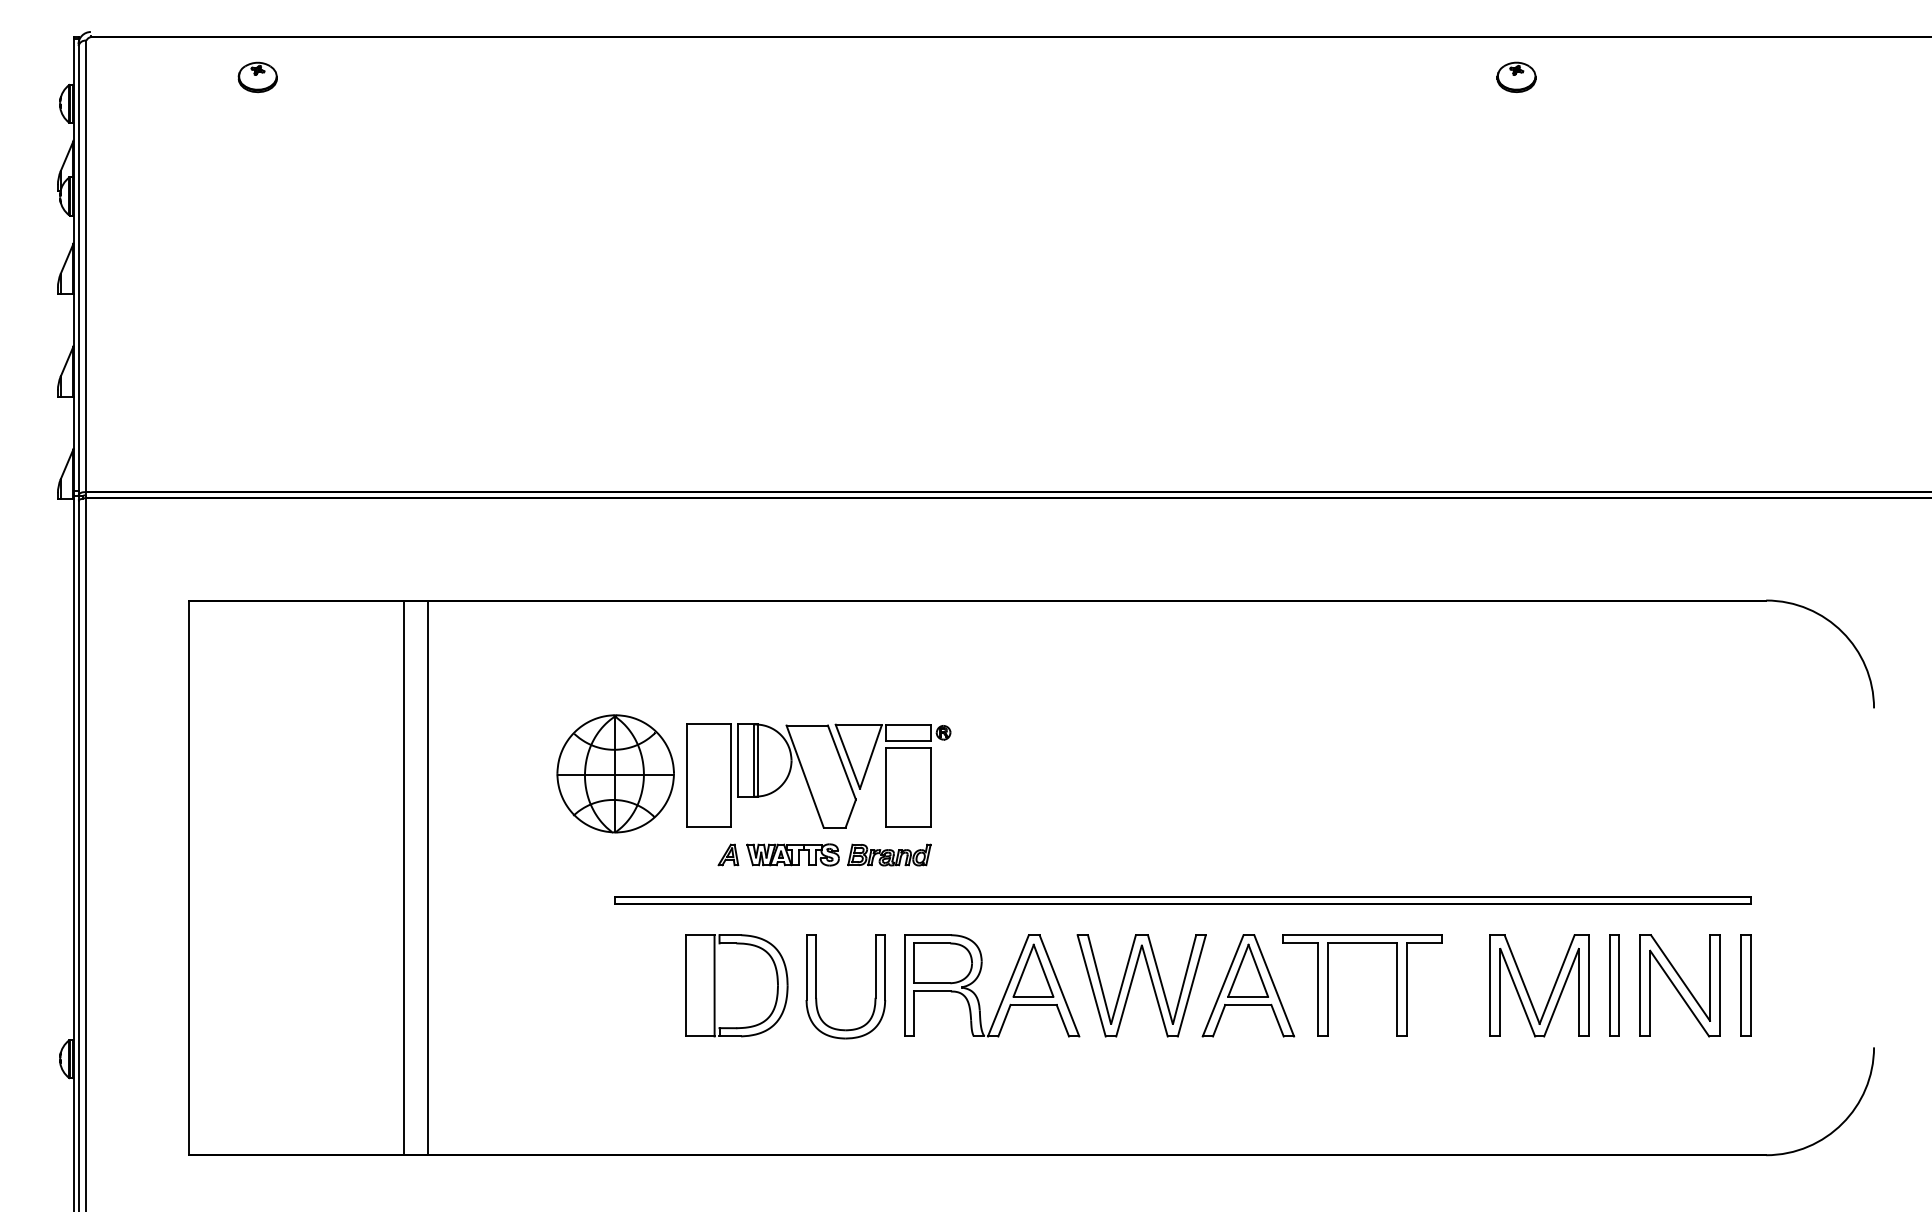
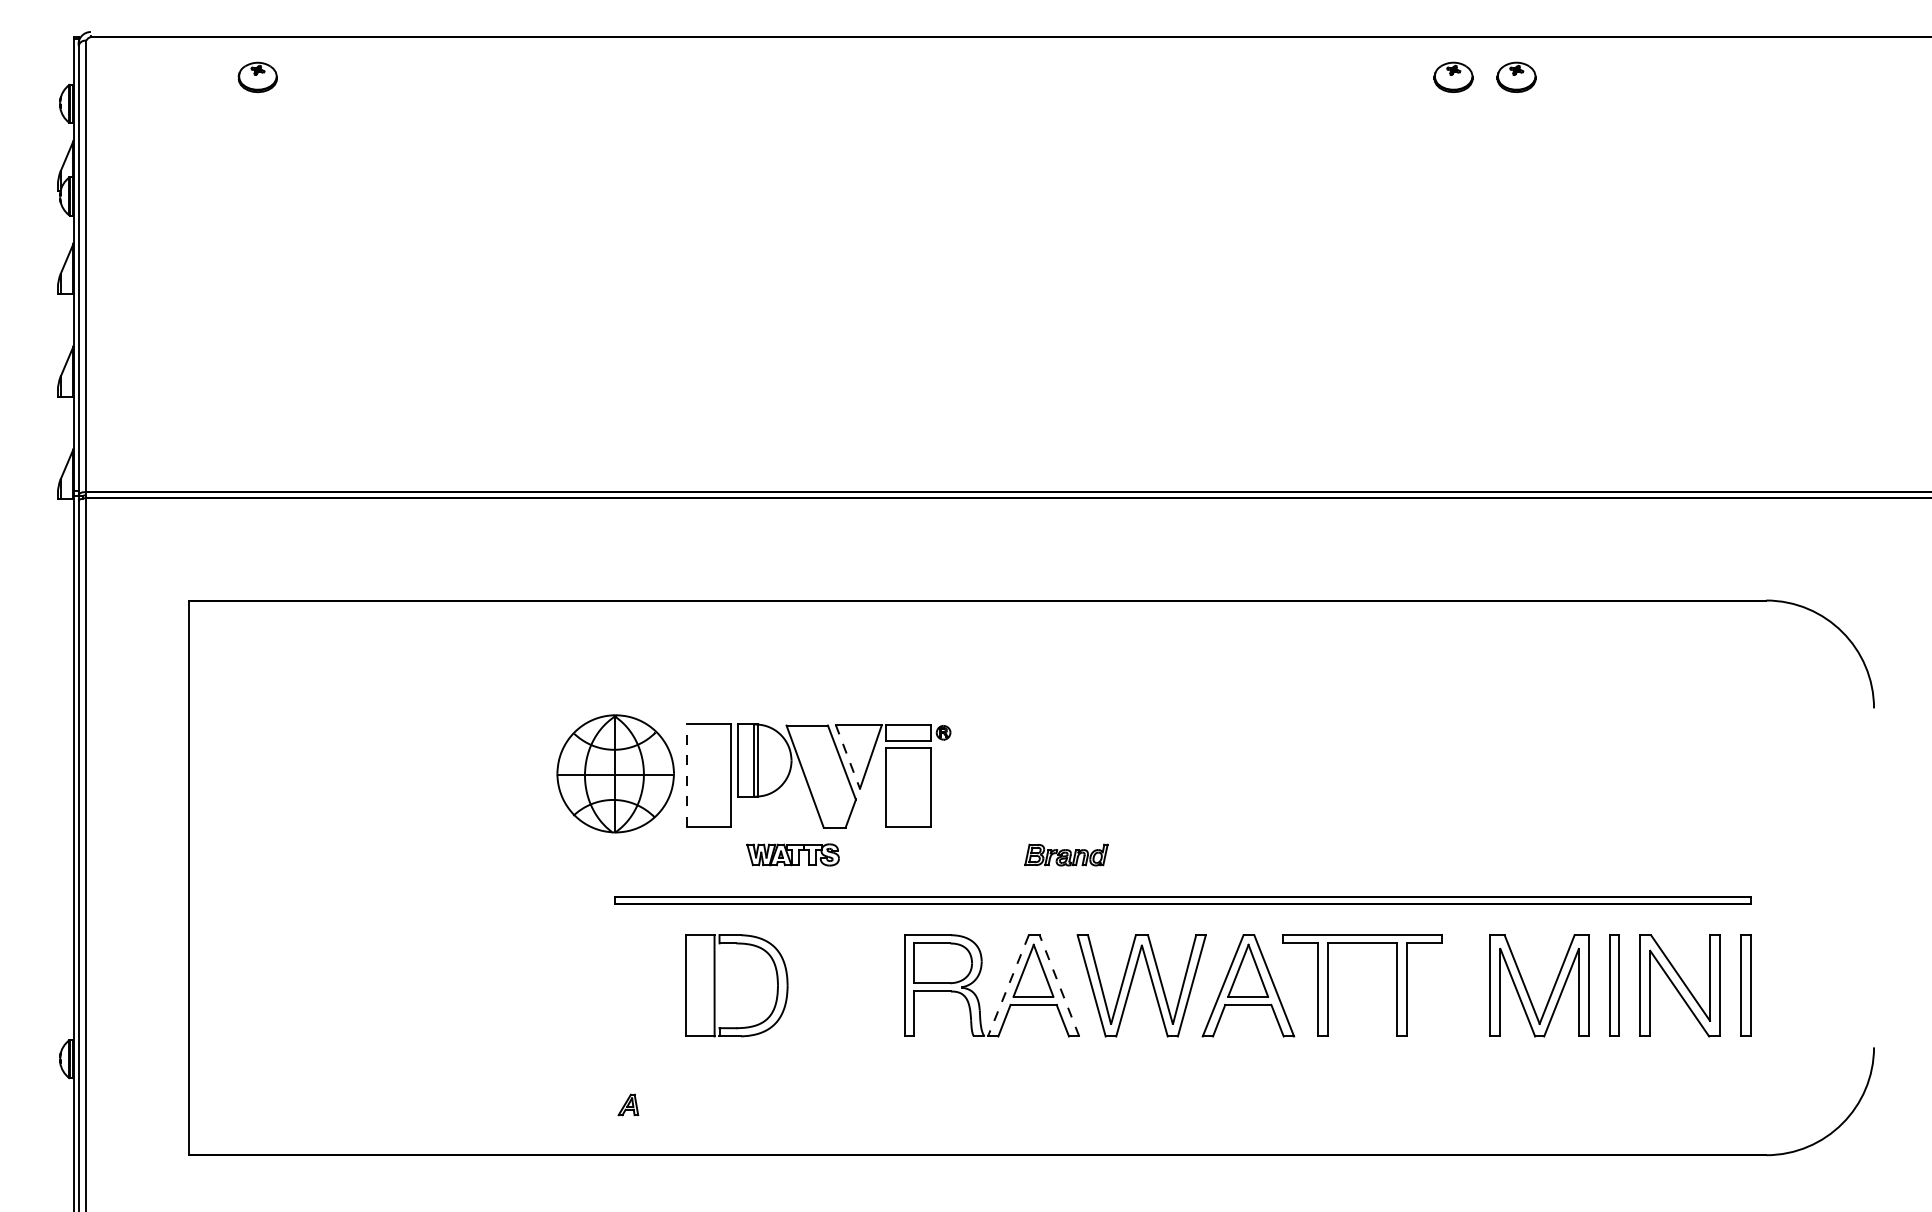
part: none -> present (1453, 76)
line: solid -> dashed (848, 757)
line: solid -> dashed (686, 775)
part position: (728, 854) -> (628, 1104) (628, 1104)
part position: (889, 854) -> (1066, 854) (1066, 854)
line: present -> none (403, 877)
line: present -> none (427, 877)
line: solid -> dashed (1008, 985)
line: solid -> dashed (1059, 985)
part: present -> none (816, 986)
